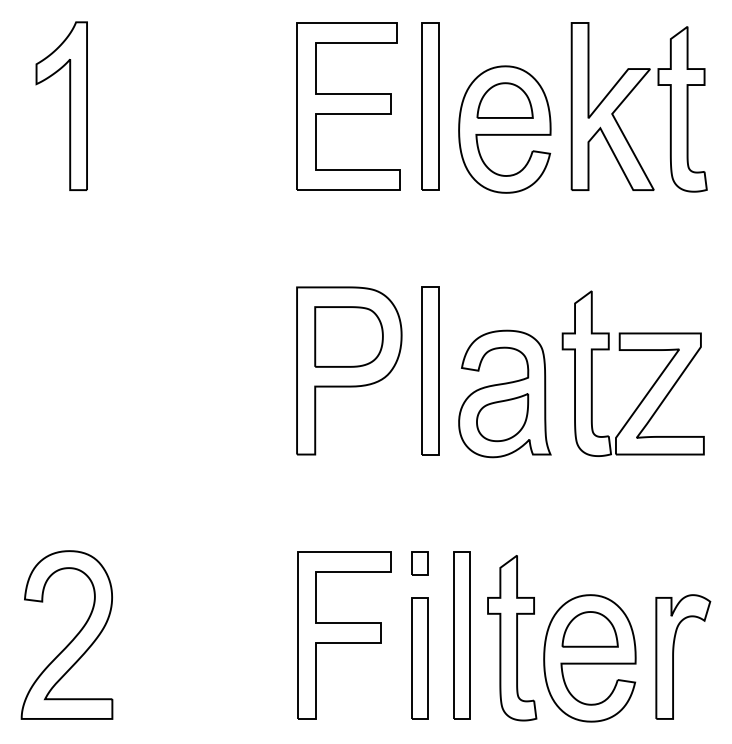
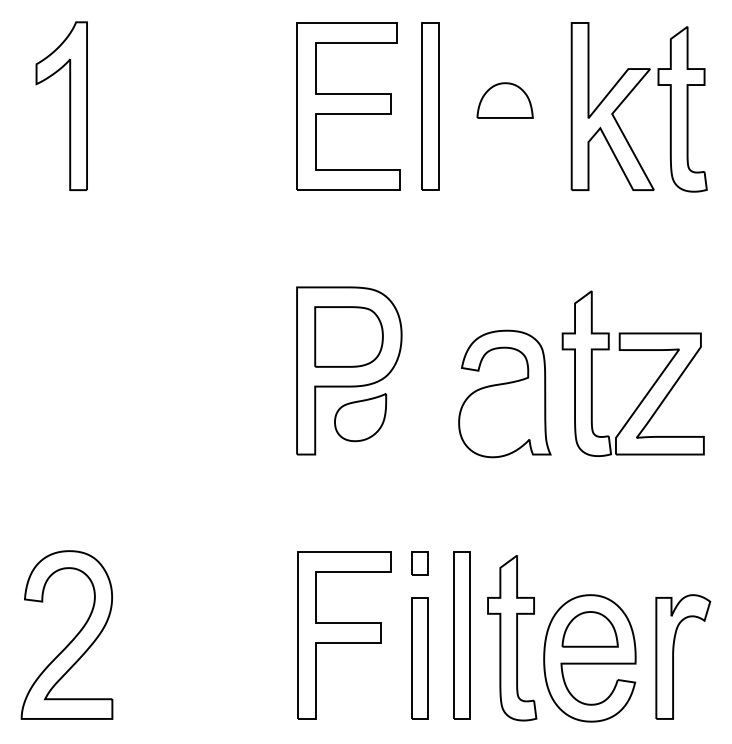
part: present -> none (504, 129)
part: present -> none (430, 370)
part position: (502, 417) -> (360, 417) (360, 417)
